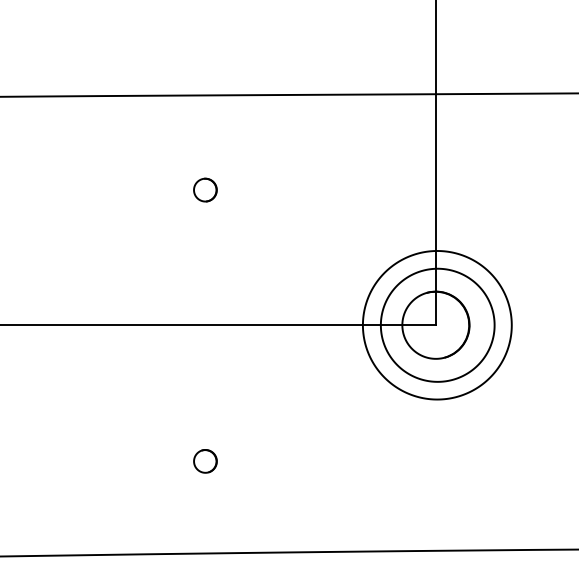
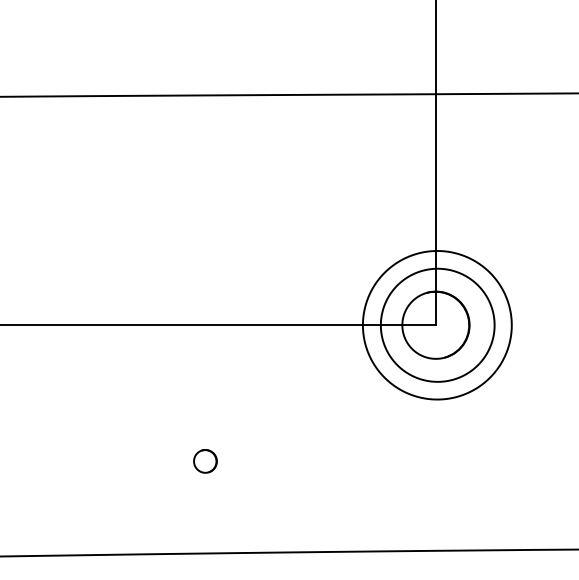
part: present -> none (205, 189)
